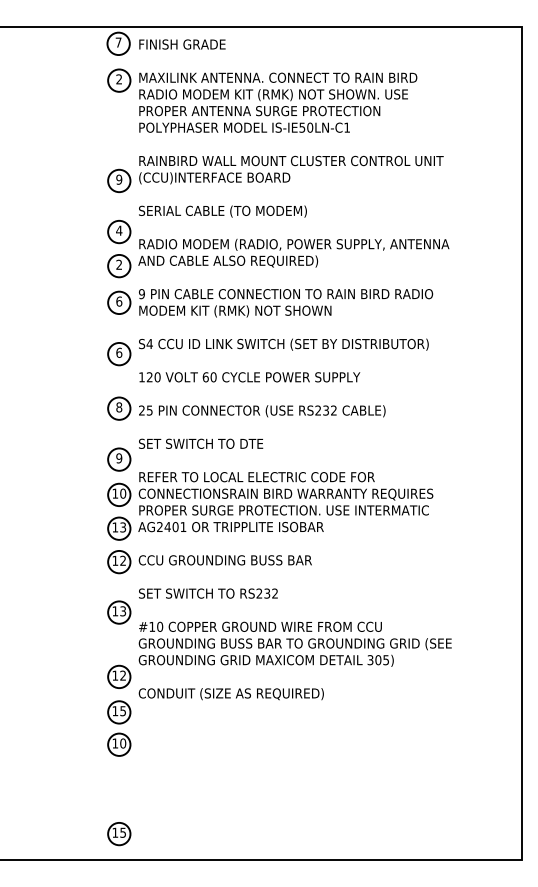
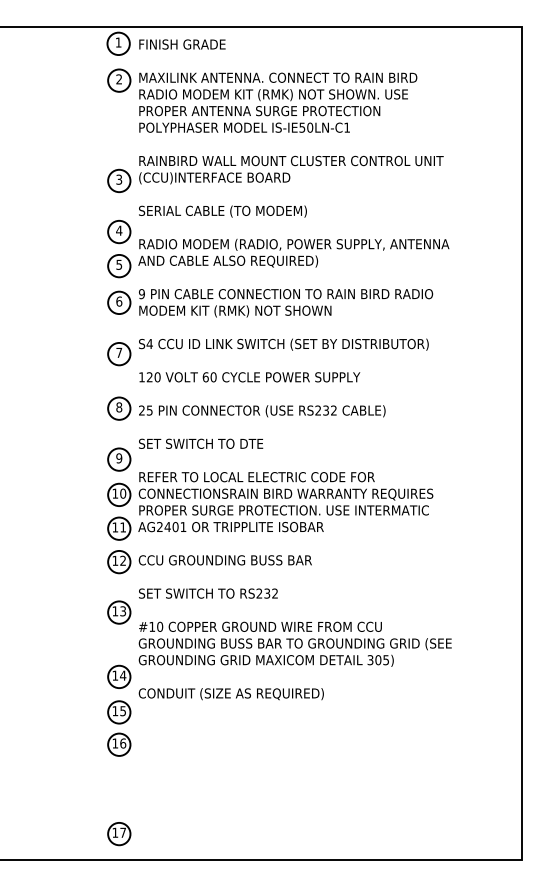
text: 7 -> 1 (118, 42)
text: 9 -> 3 (119, 179)
text: 2 -> 5 (119, 264)
text: 6 -> 7 (119, 352)
text: 13 -> 11 (123, 527)
text: 12 -> 14 (123, 675)
text: 10 -> 16 (123, 743)
text: 15 -> 17 (122, 832)
